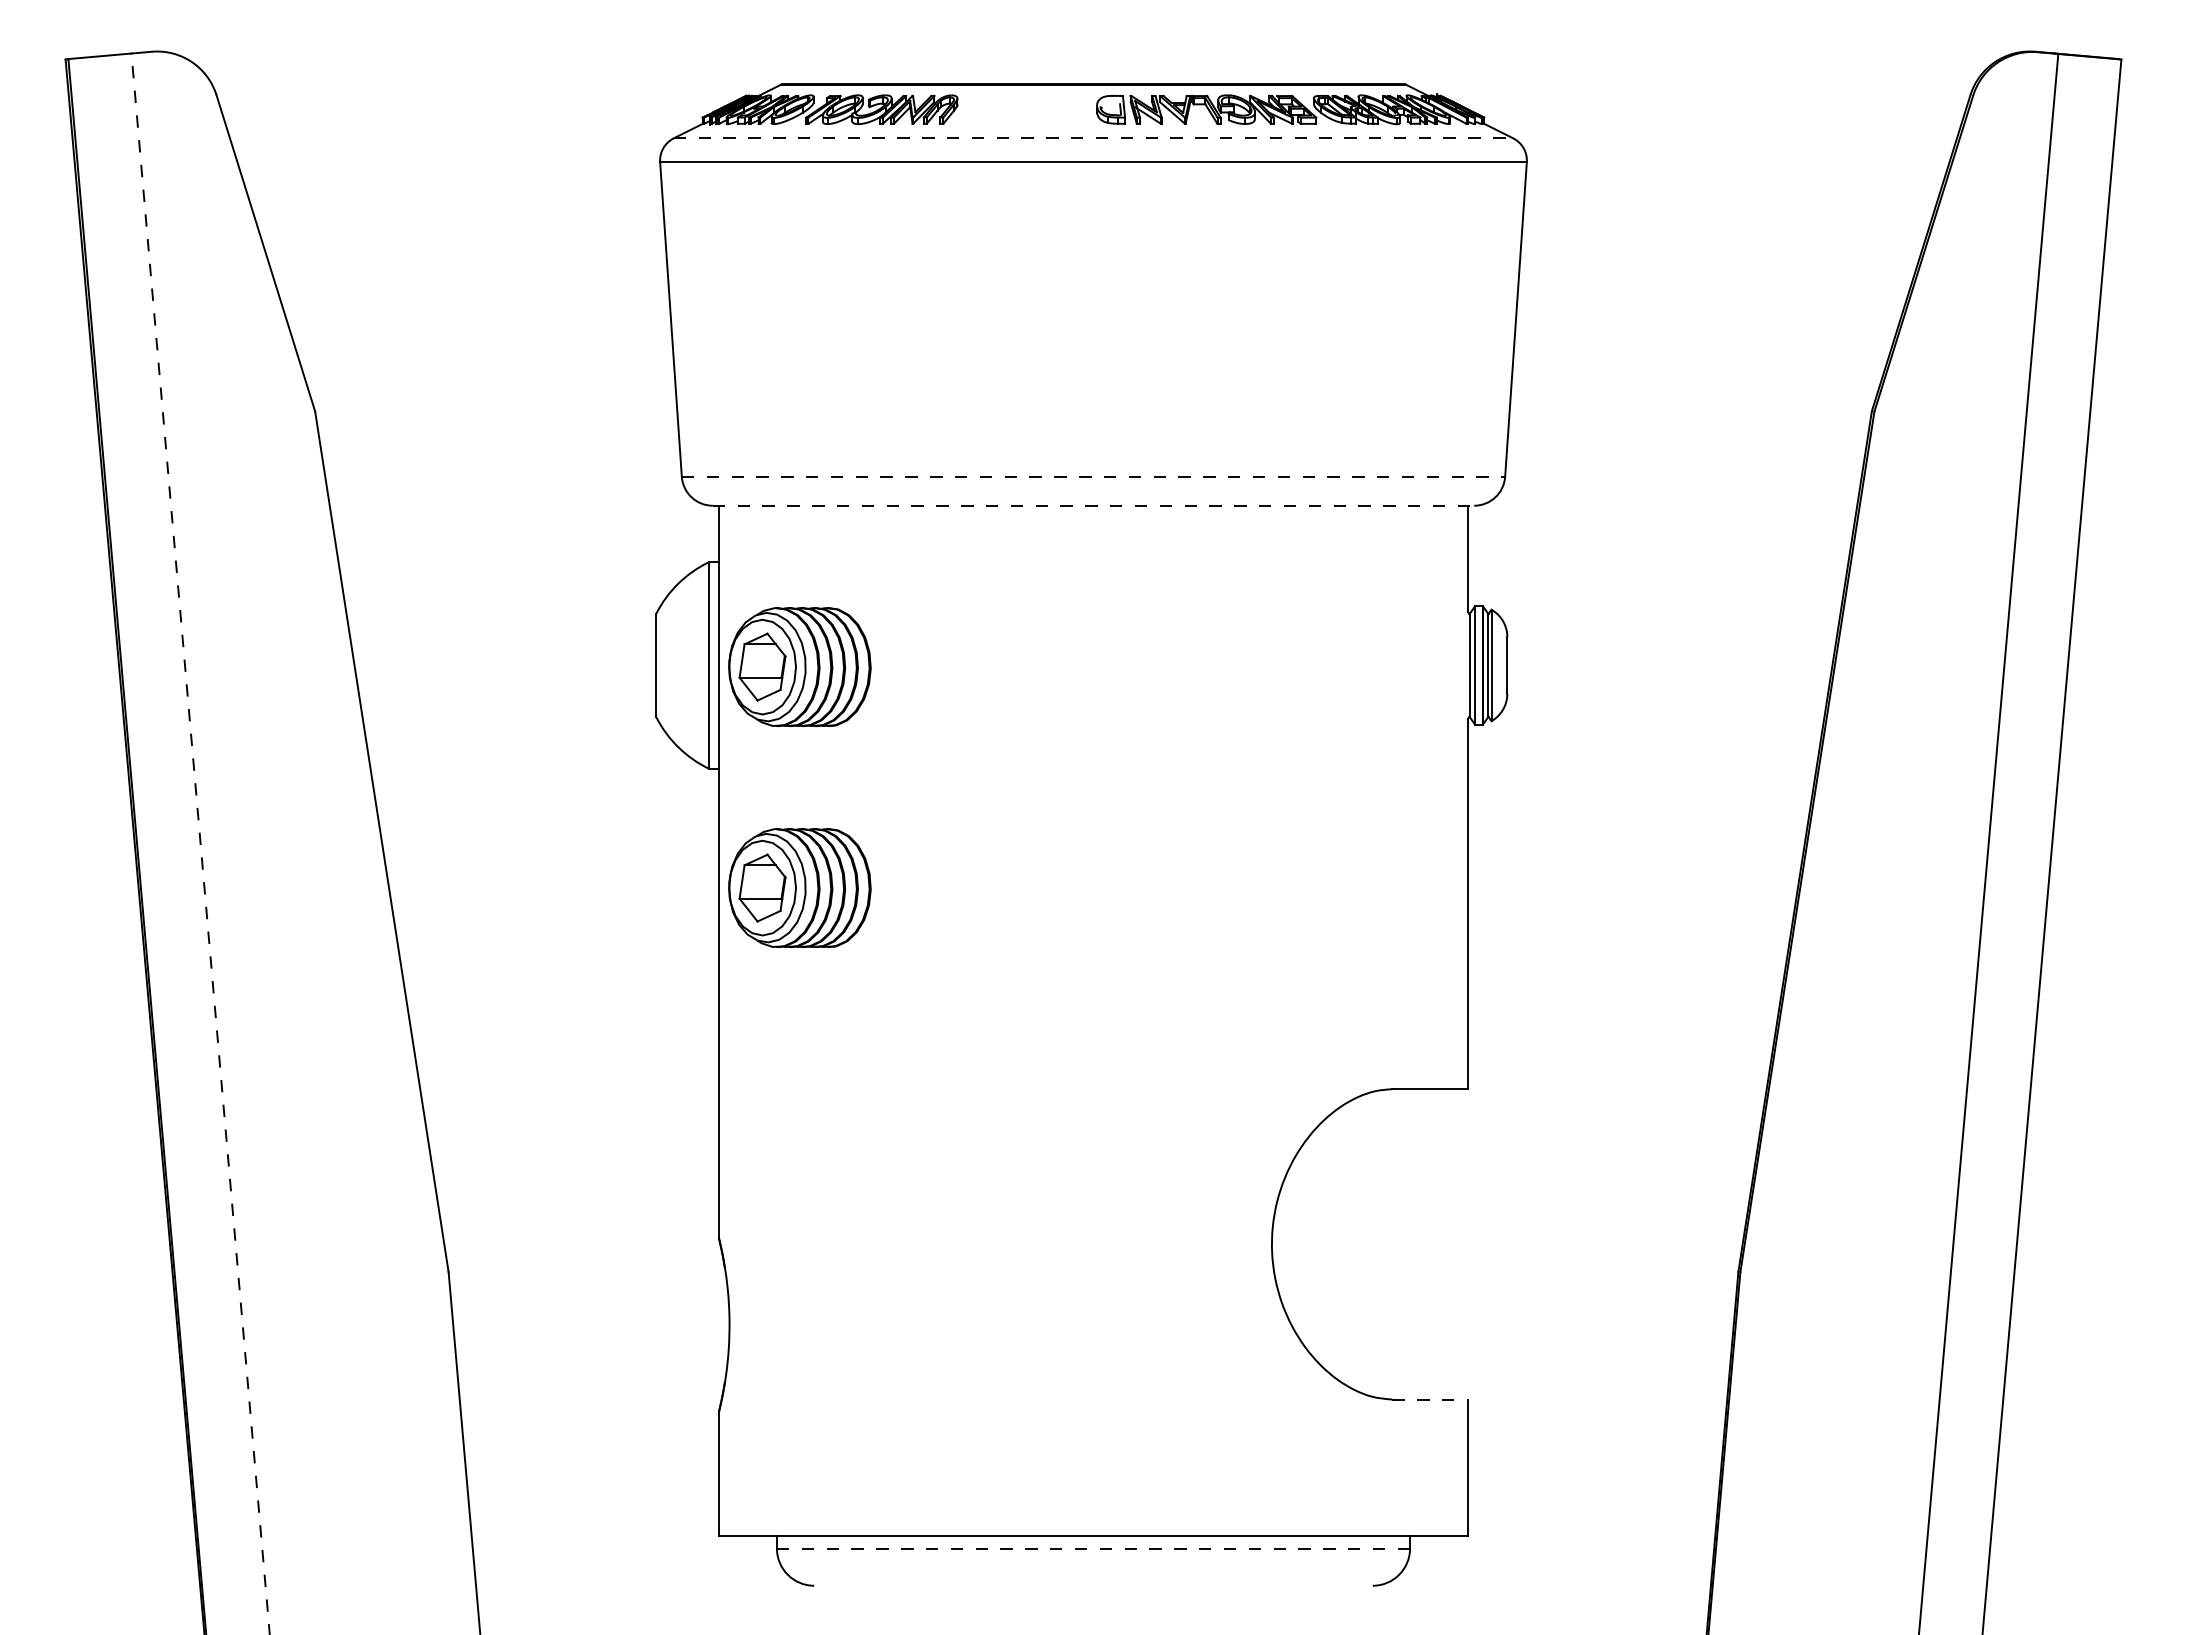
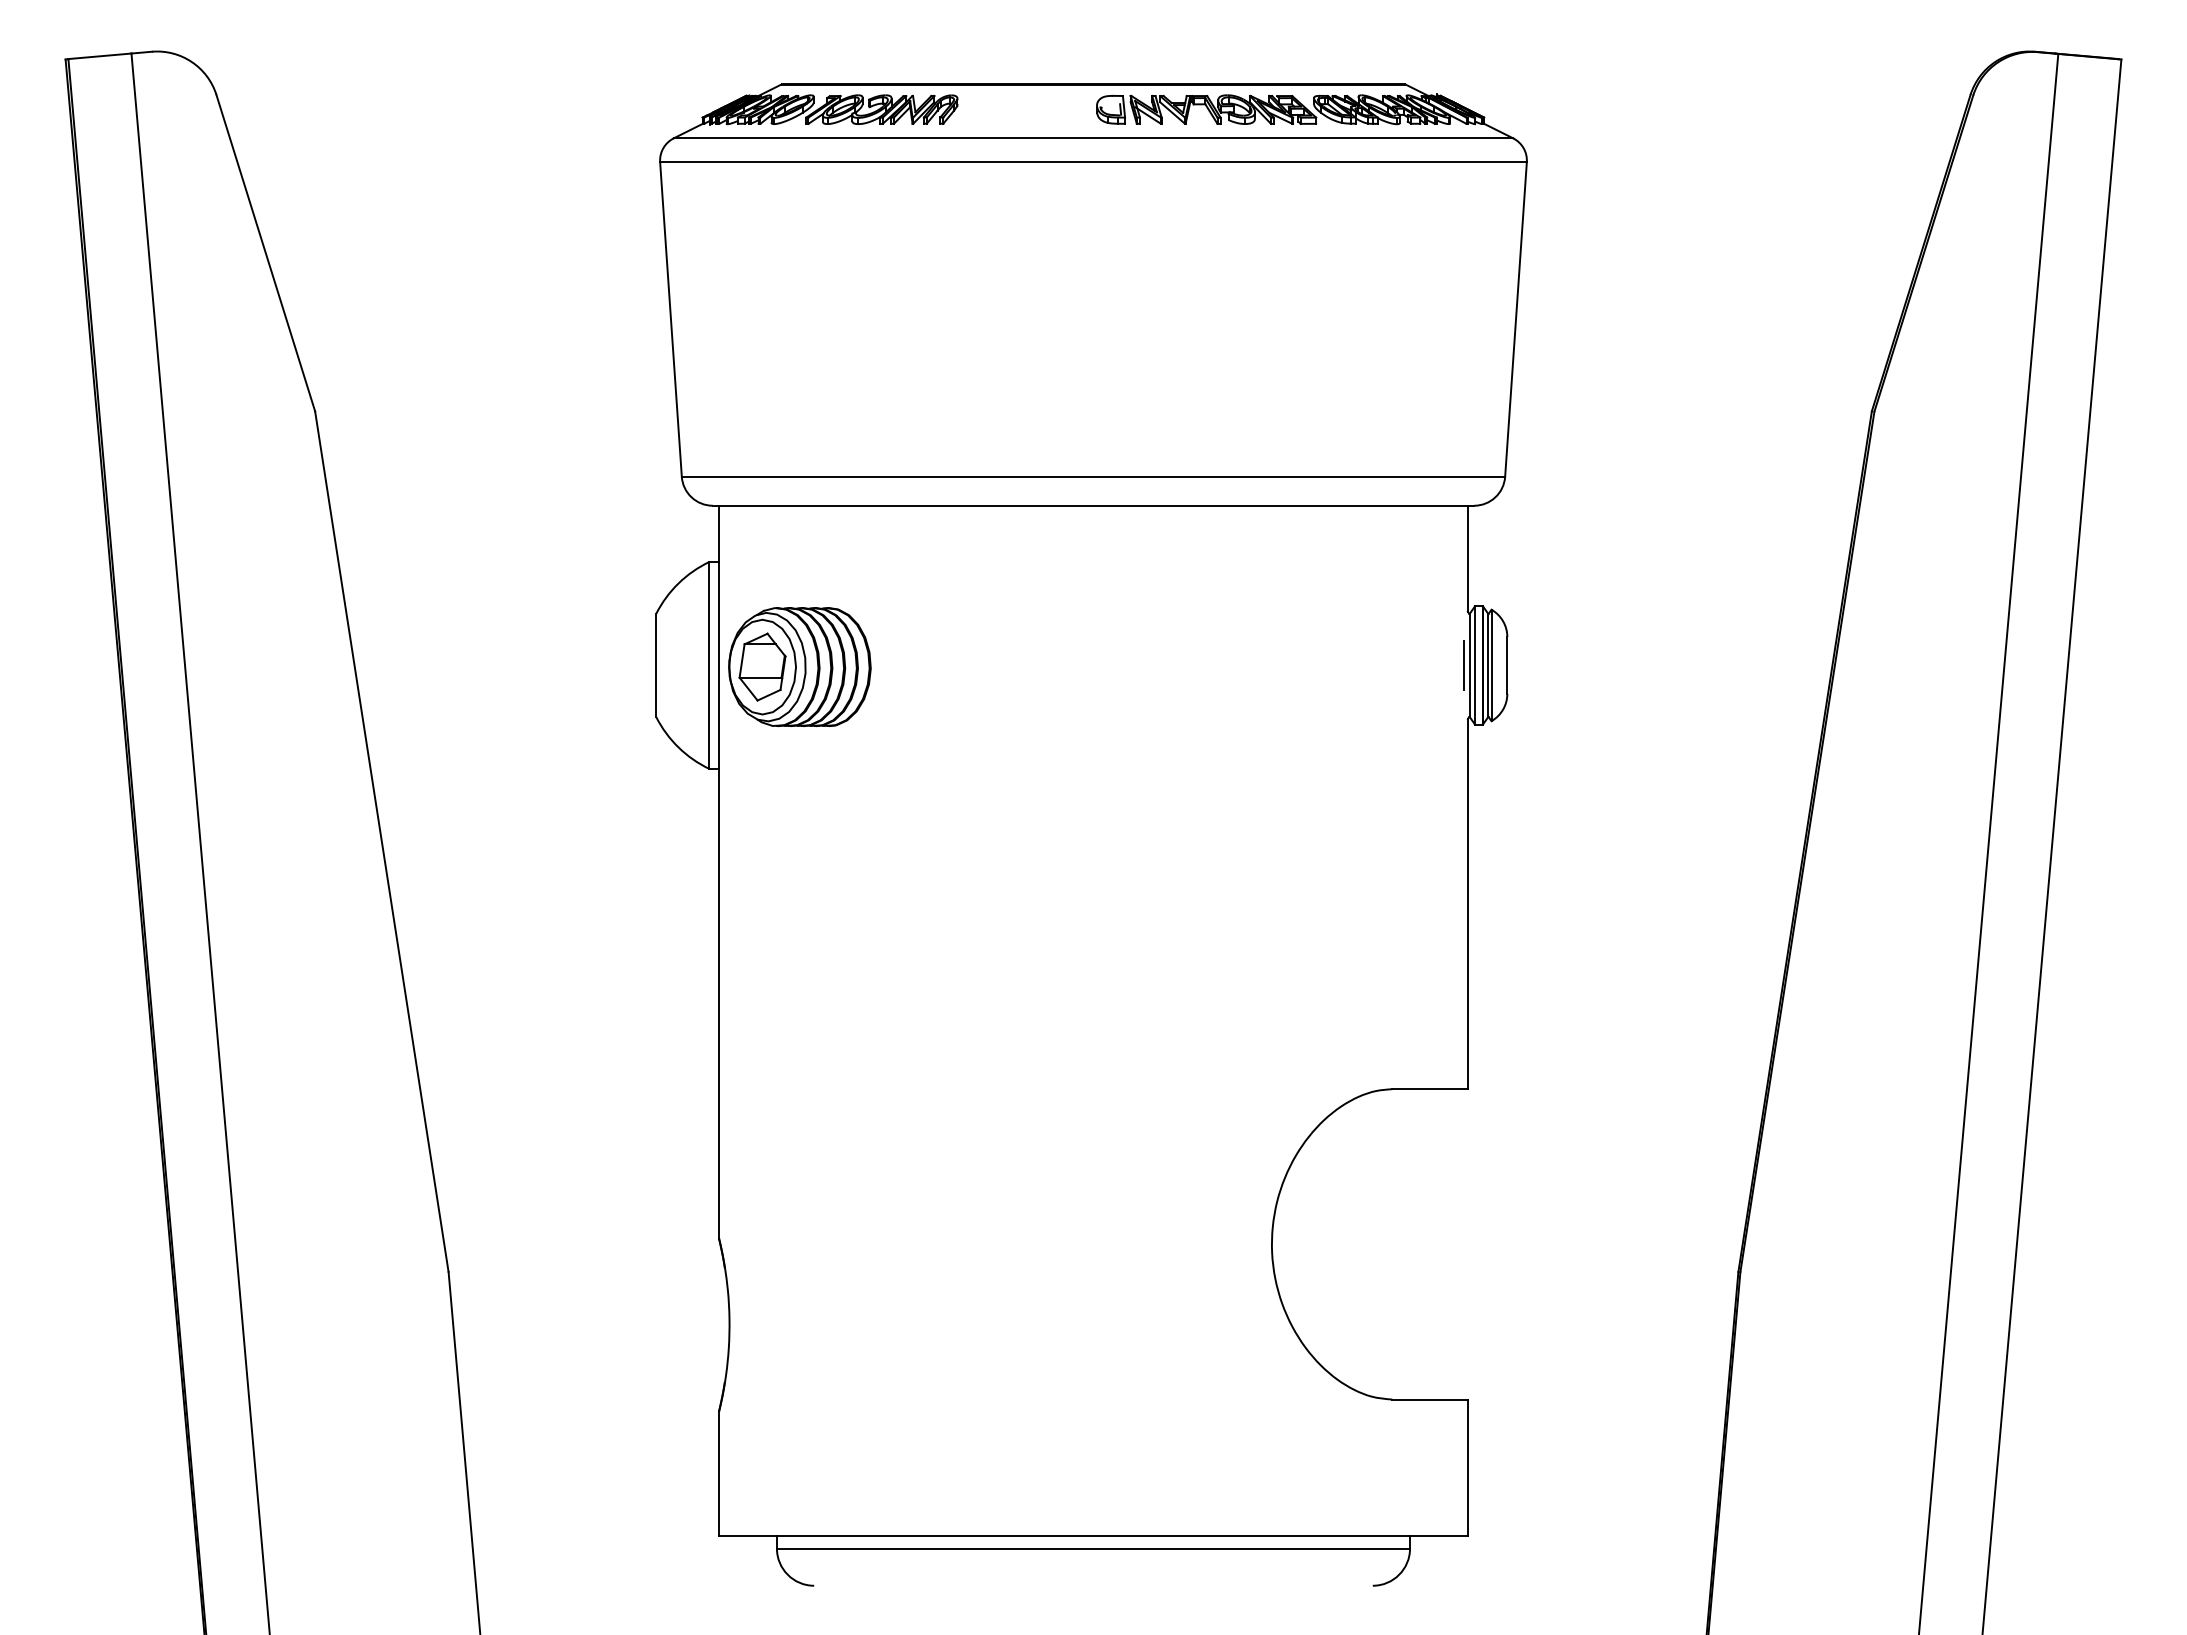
line: dashed -> solid (1093, 138)
line: dashed -> solid (1093, 476)
line: dashed -> solid (1093, 505)
line: none -> present (1464, 665)
line: dashed -> solid (200, 843)
part: present -> none (799, 888)
line: dashed -> solid (1430, 1399)
line: dashed -> solid (1093, 1548)
